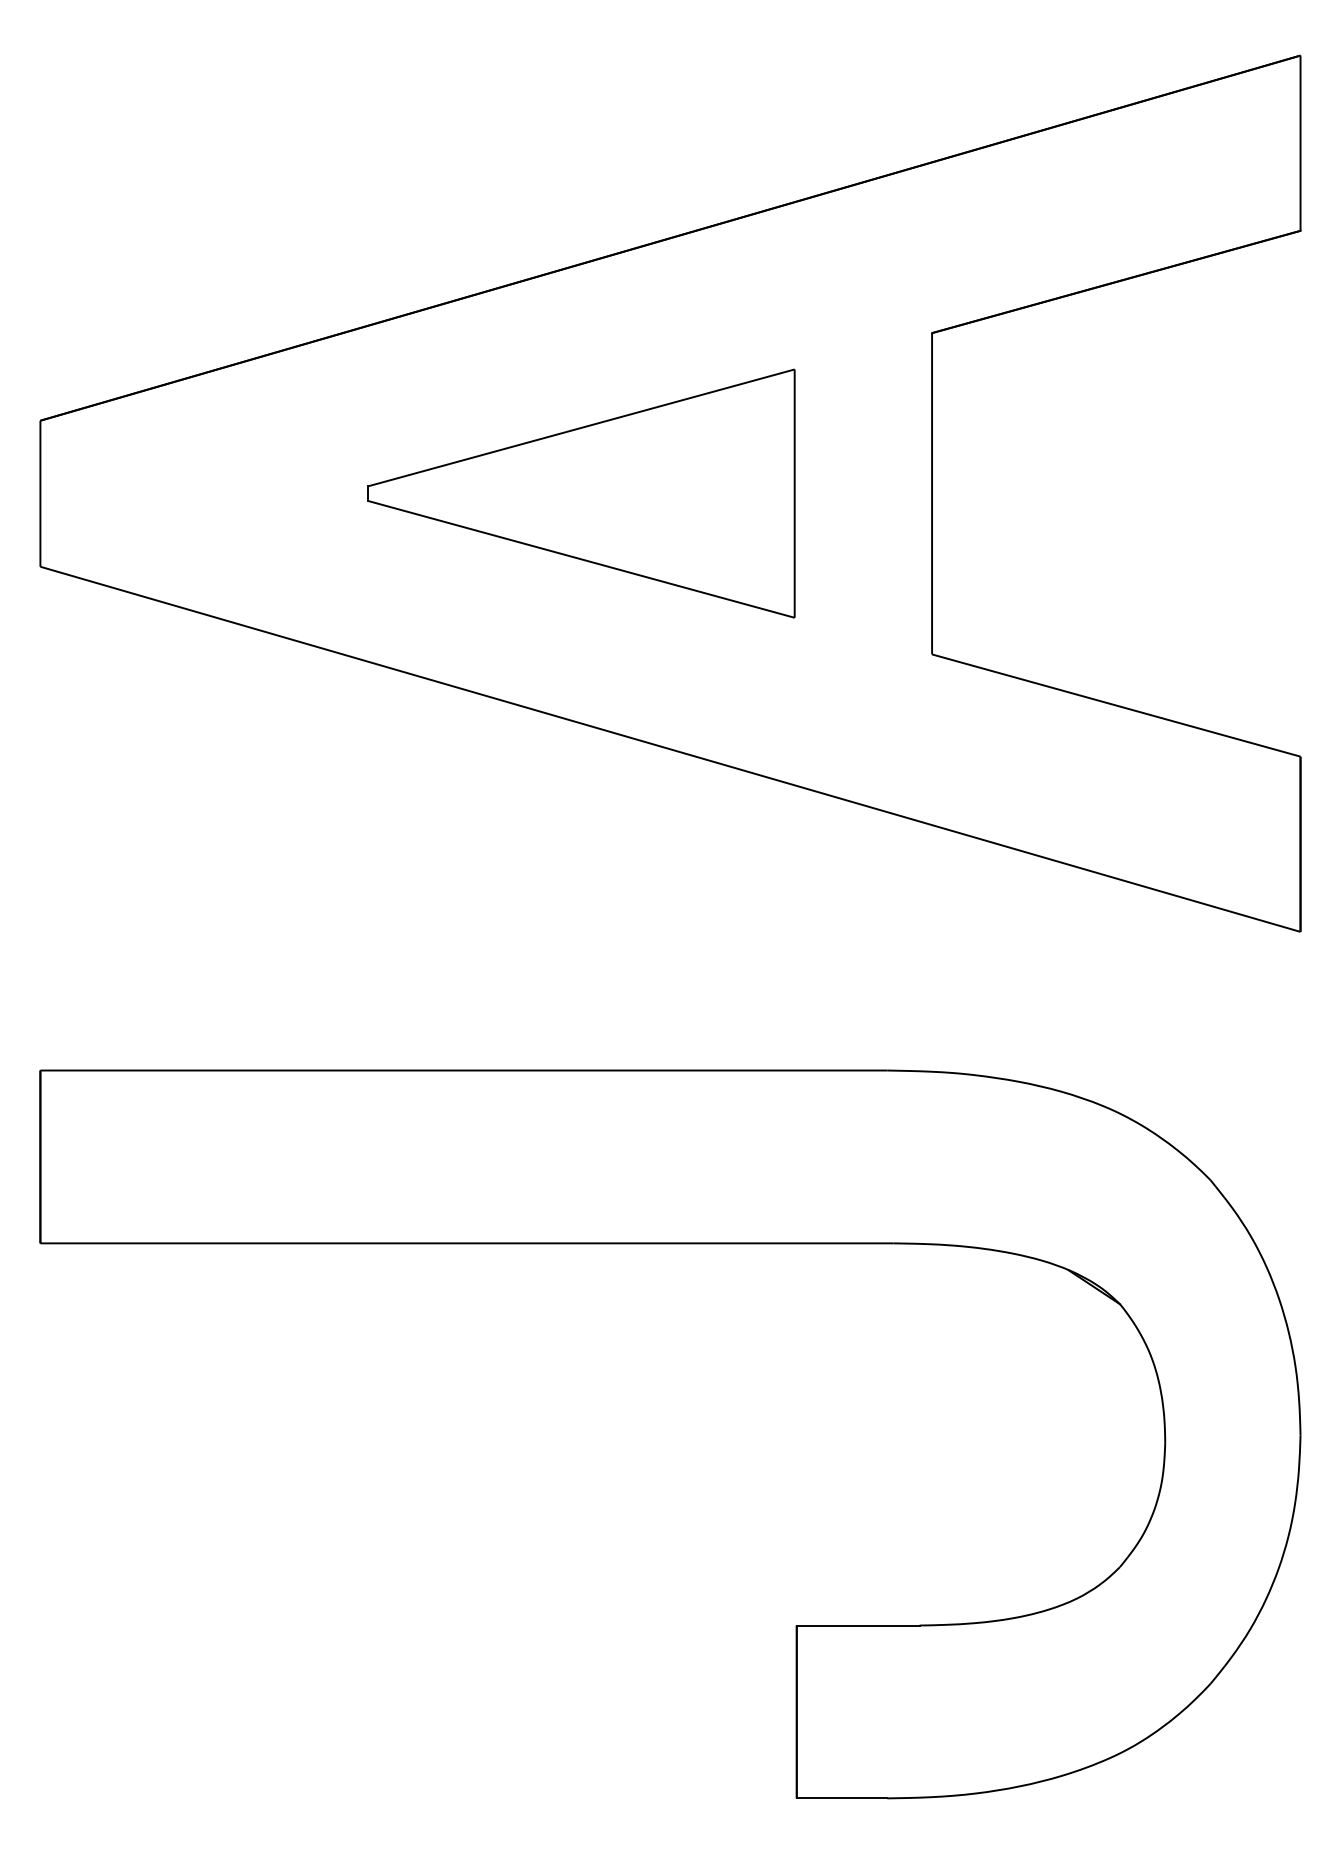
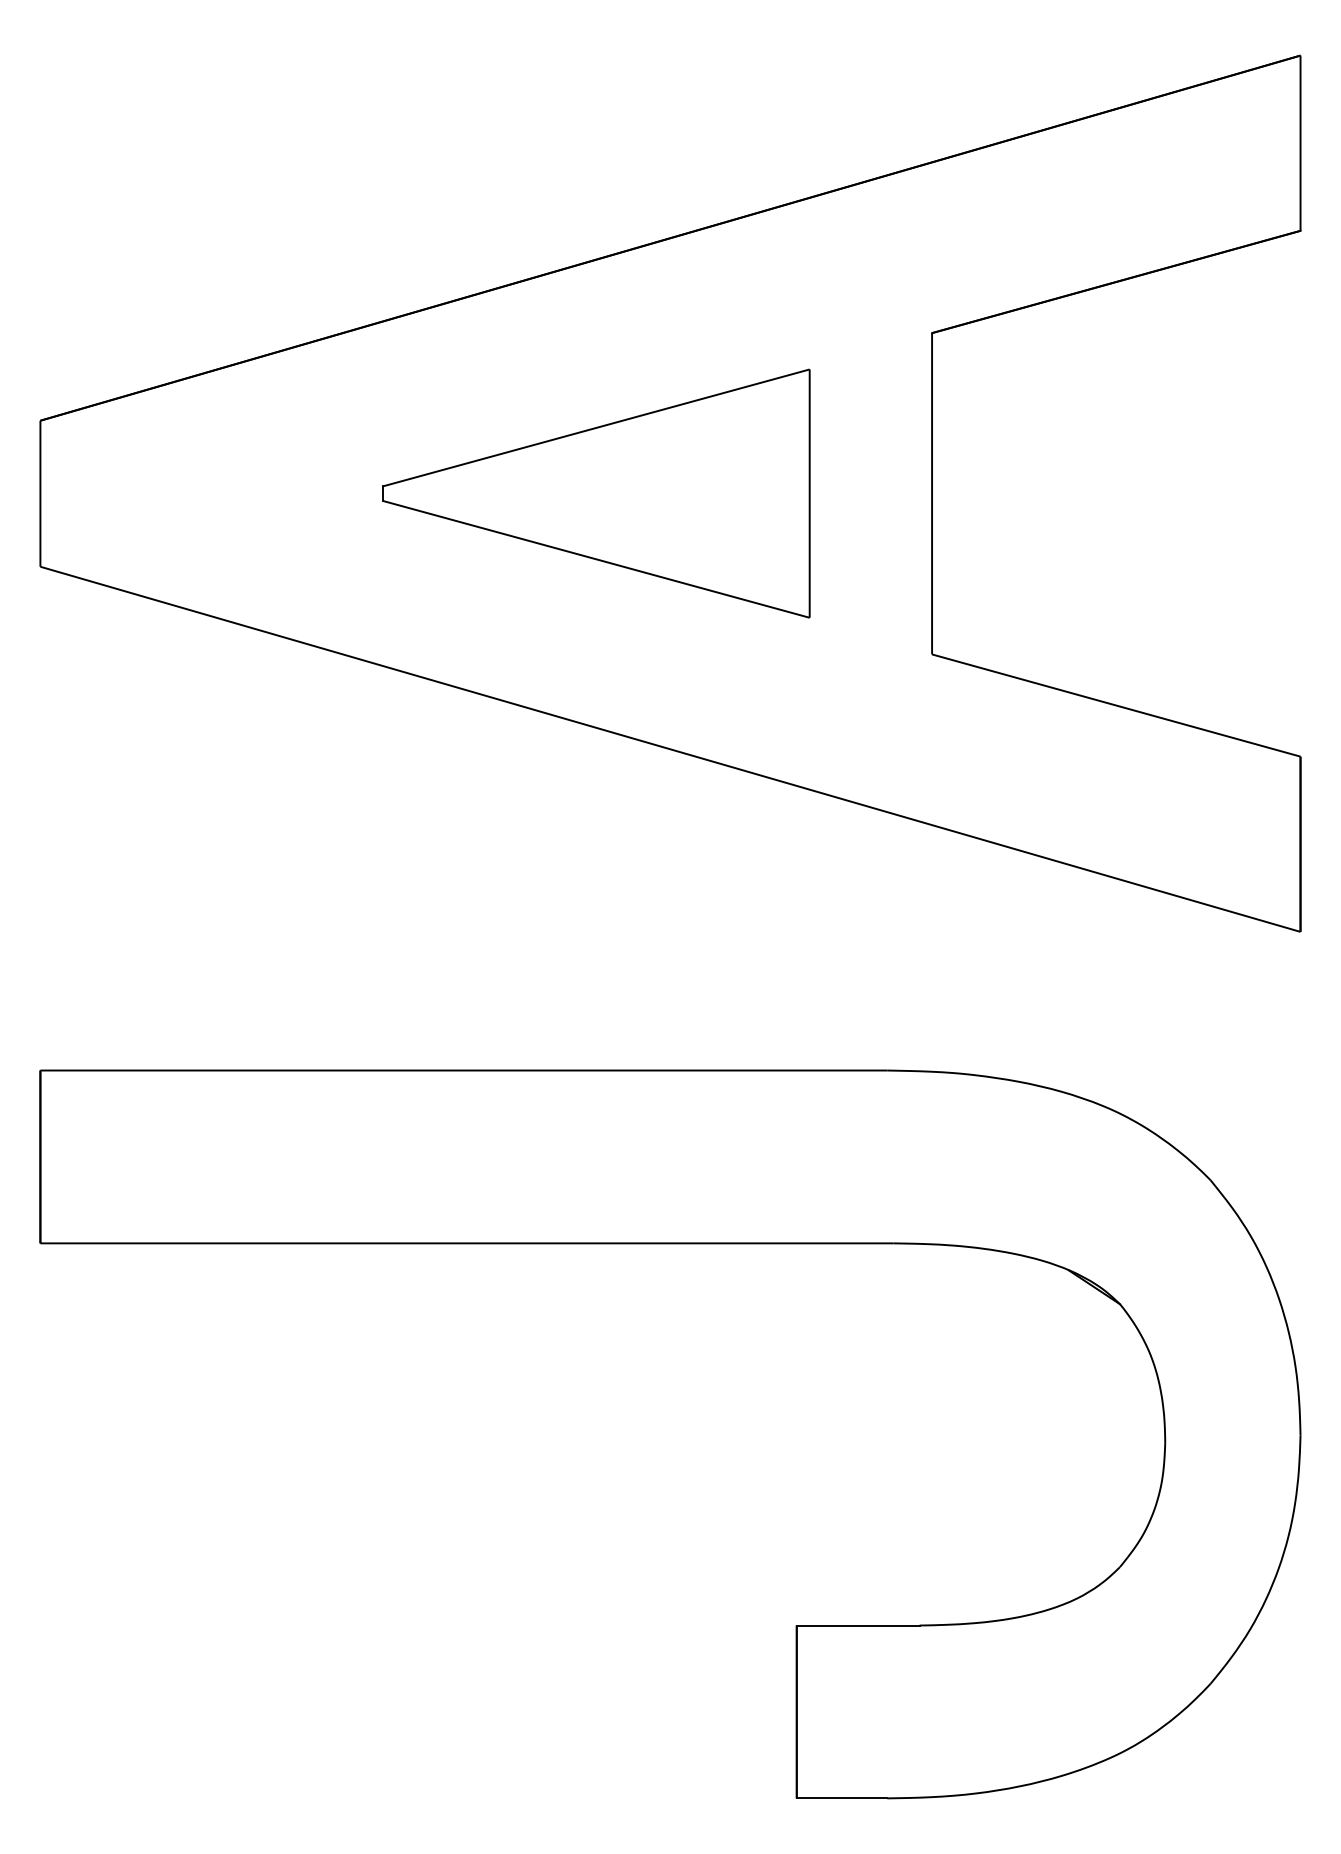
part position: (581, 493) -> (596, 493) (596, 493)
